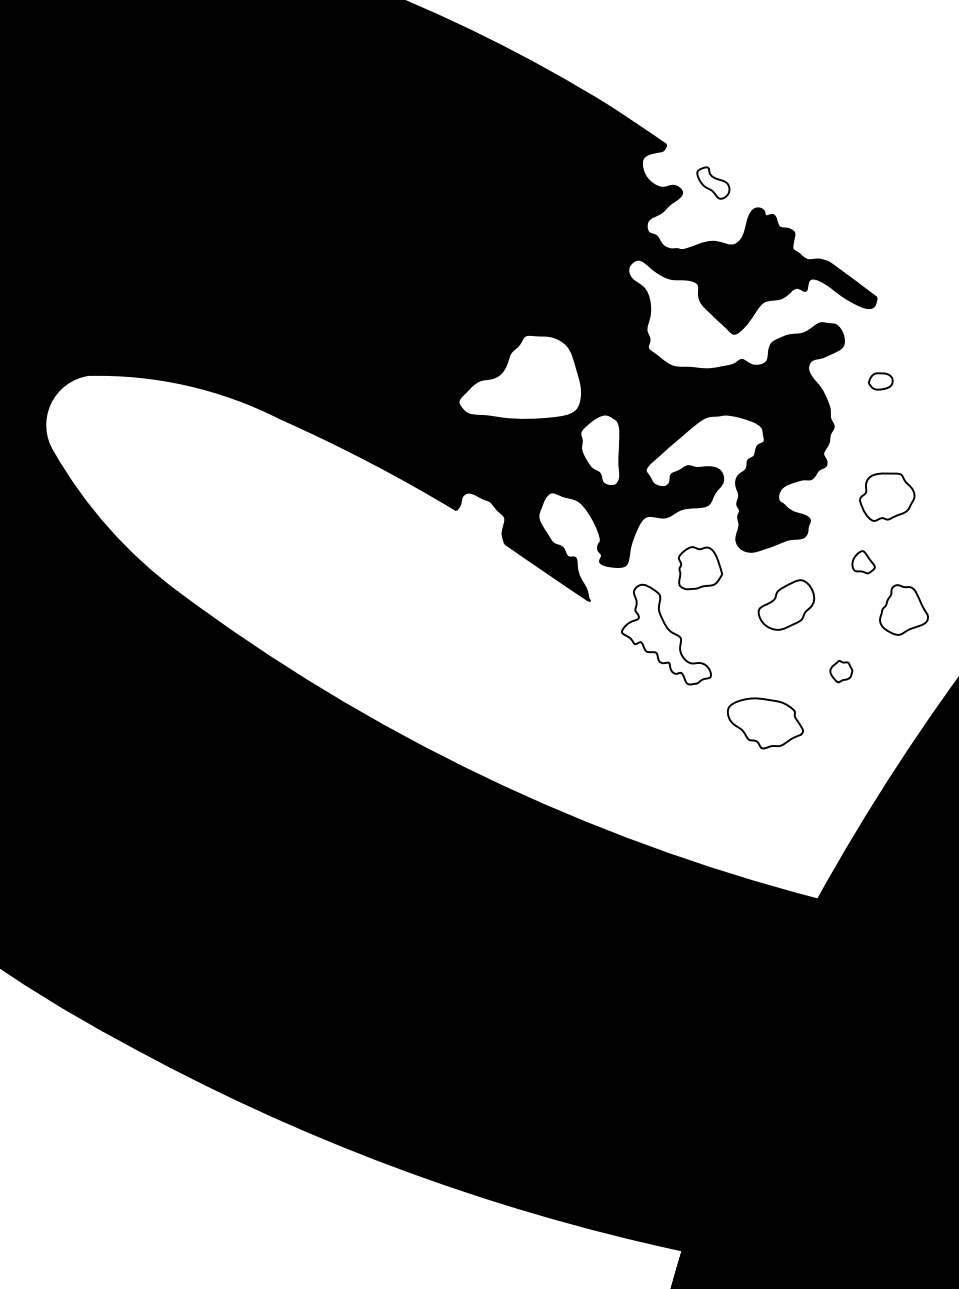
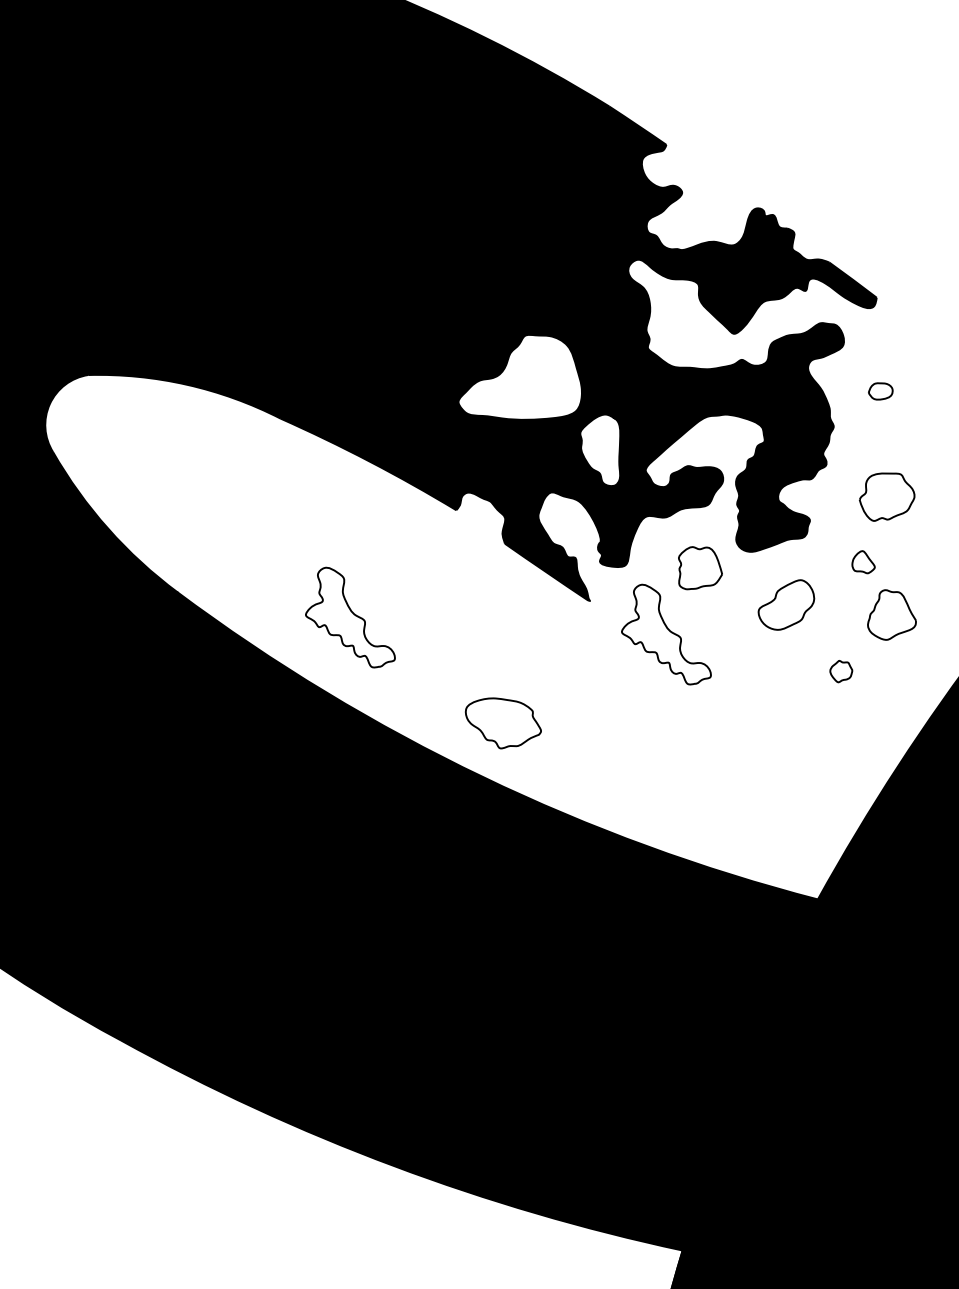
curve: present -> none (715, 179)
part position: (880, 381) -> (880, 391) (880, 391)
part position: (903, 609) -> (891, 614) (891, 614)
part: none -> present (350, 617)
curve position: (757, 740) -> (495, 740) (495, 740)
